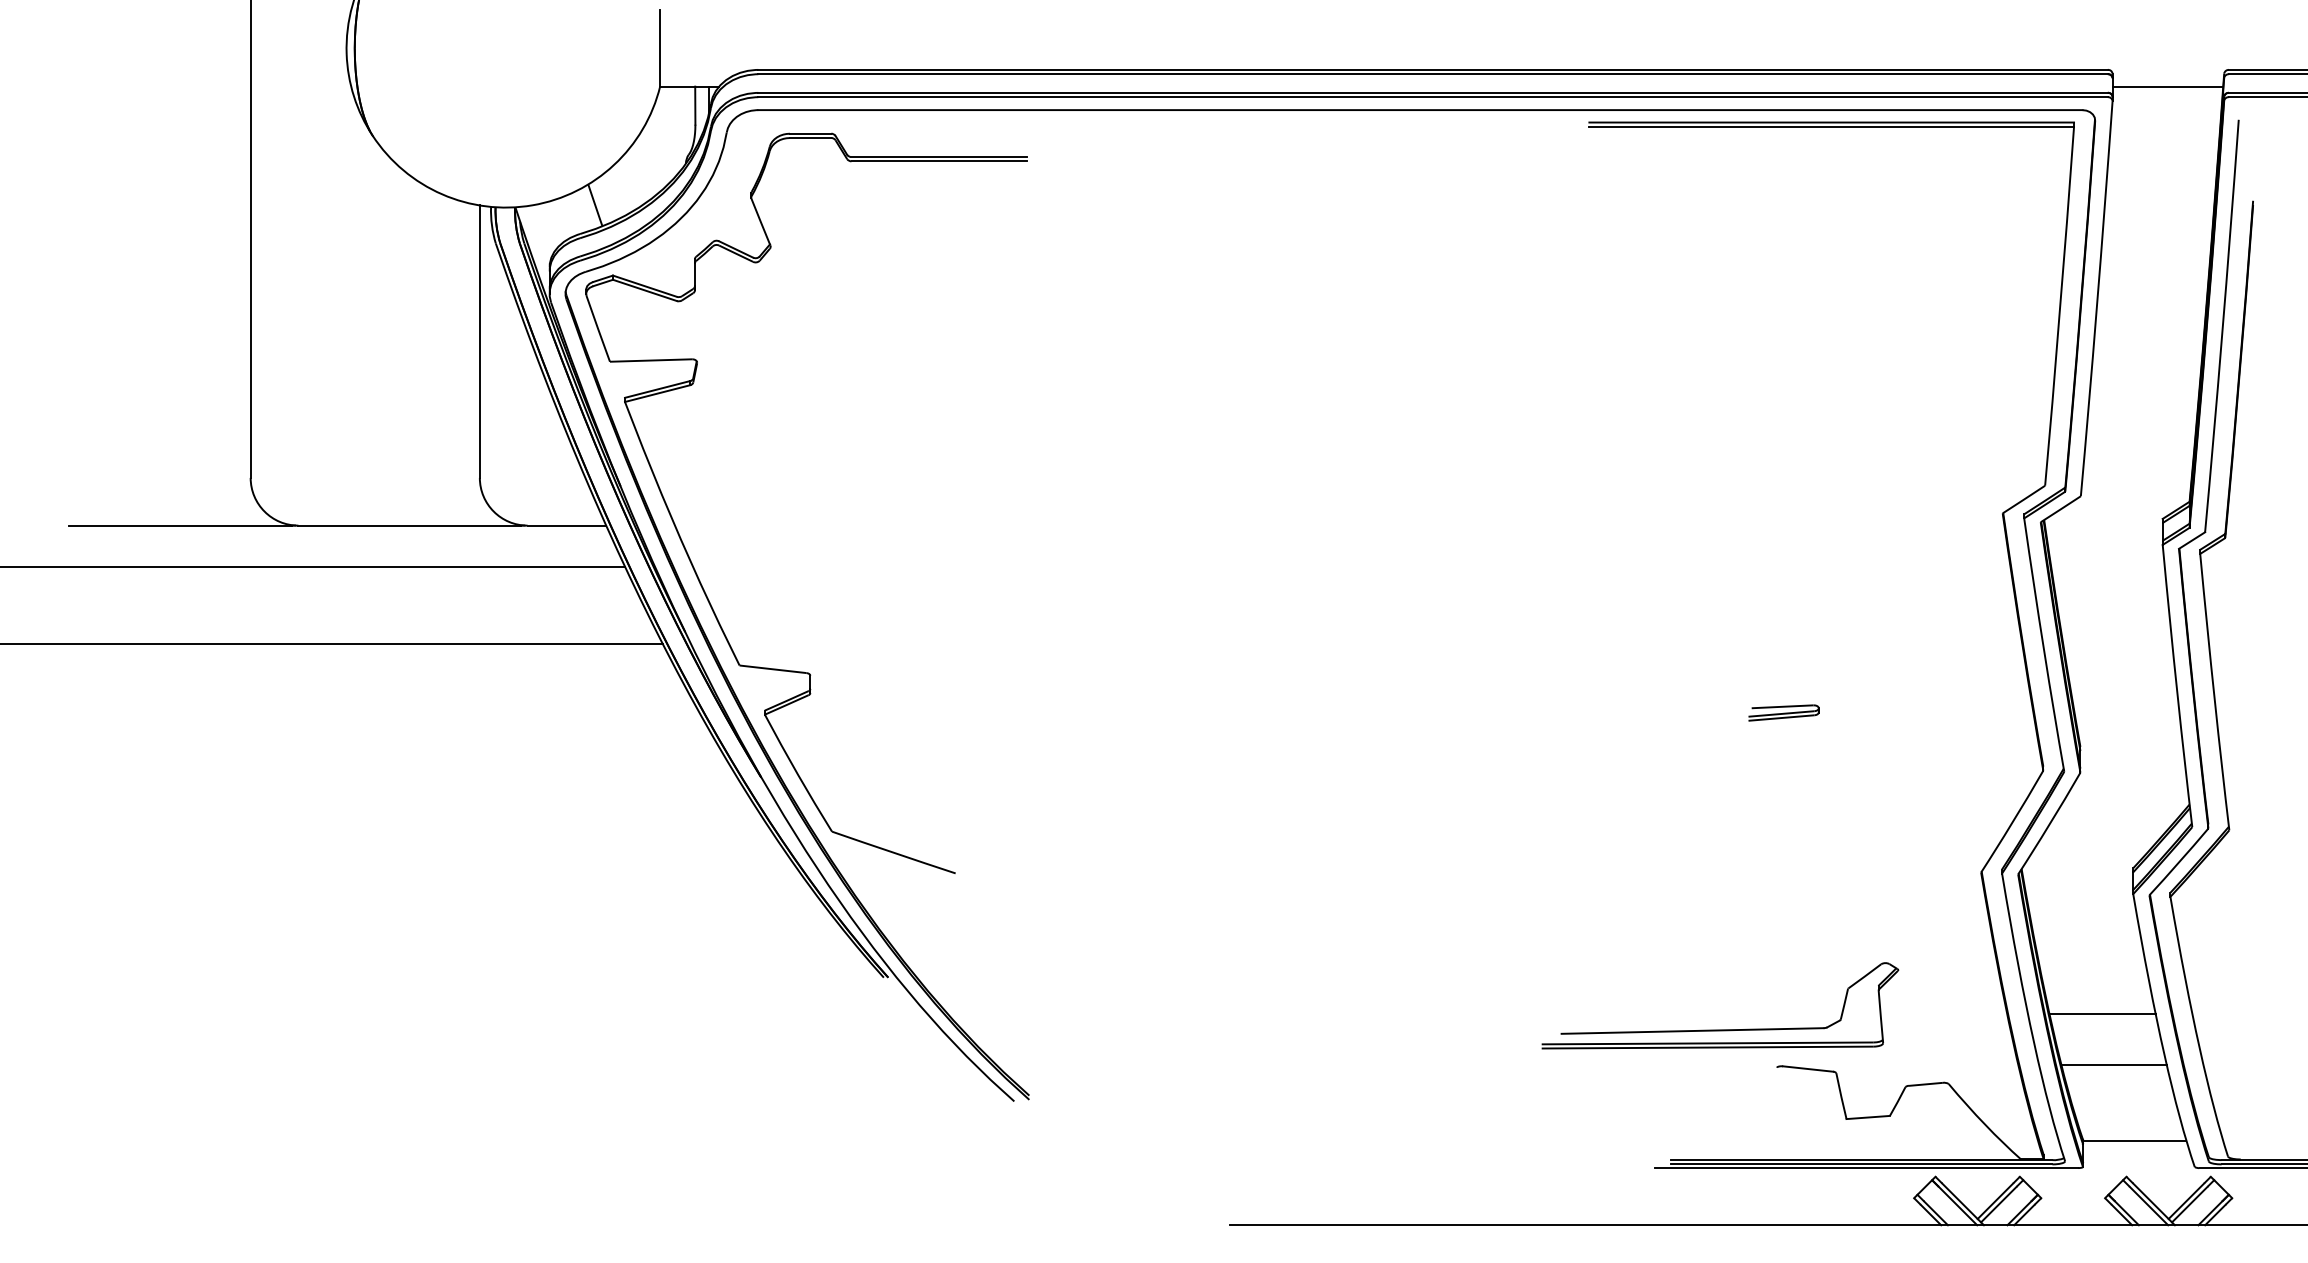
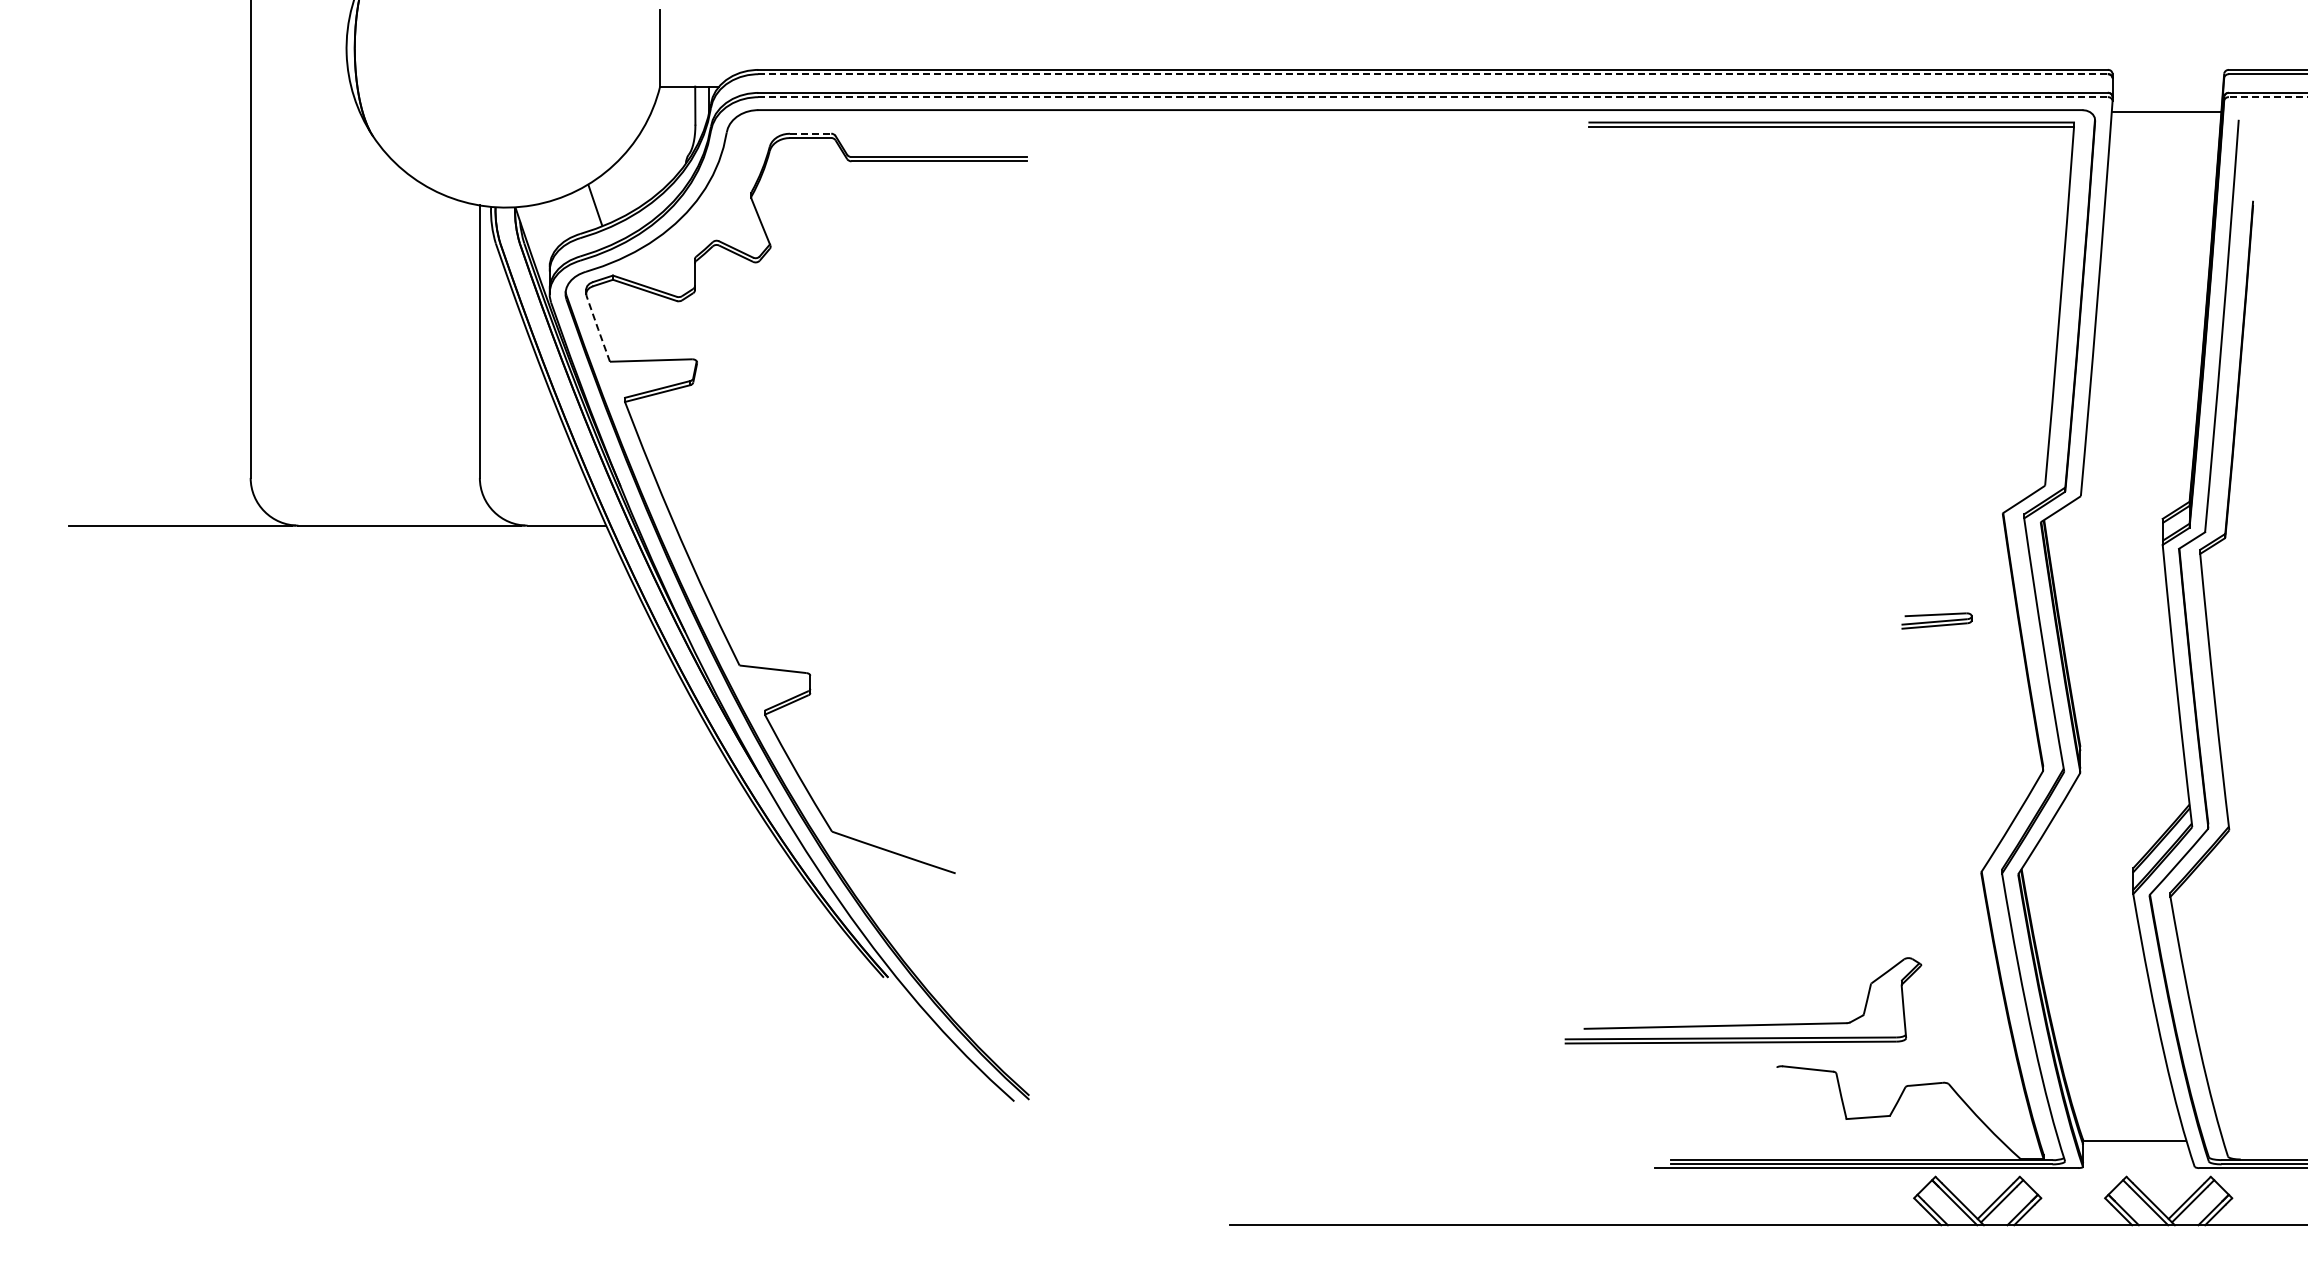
line: solid -> dashed (1433, 74)
line position: (2167, 86) -> (2167, 111) (2167, 111)
line: solid -> dashed (1433, 97)
line: solid -> dashed (2267, 97)
line: solid -> dashed (810, 133)
line: solid -> dashed (598, 329)
line: present -> none (313, 567)
line: present -> none (332, 643)
part position: (1783, 712) -> (1936, 620) (1936, 620)
line: present -> none (2102, 1013)
part position: (1720, 1029) -> (1743, 1024) (1743, 1024)
line: present -> none (2113, 1064)
